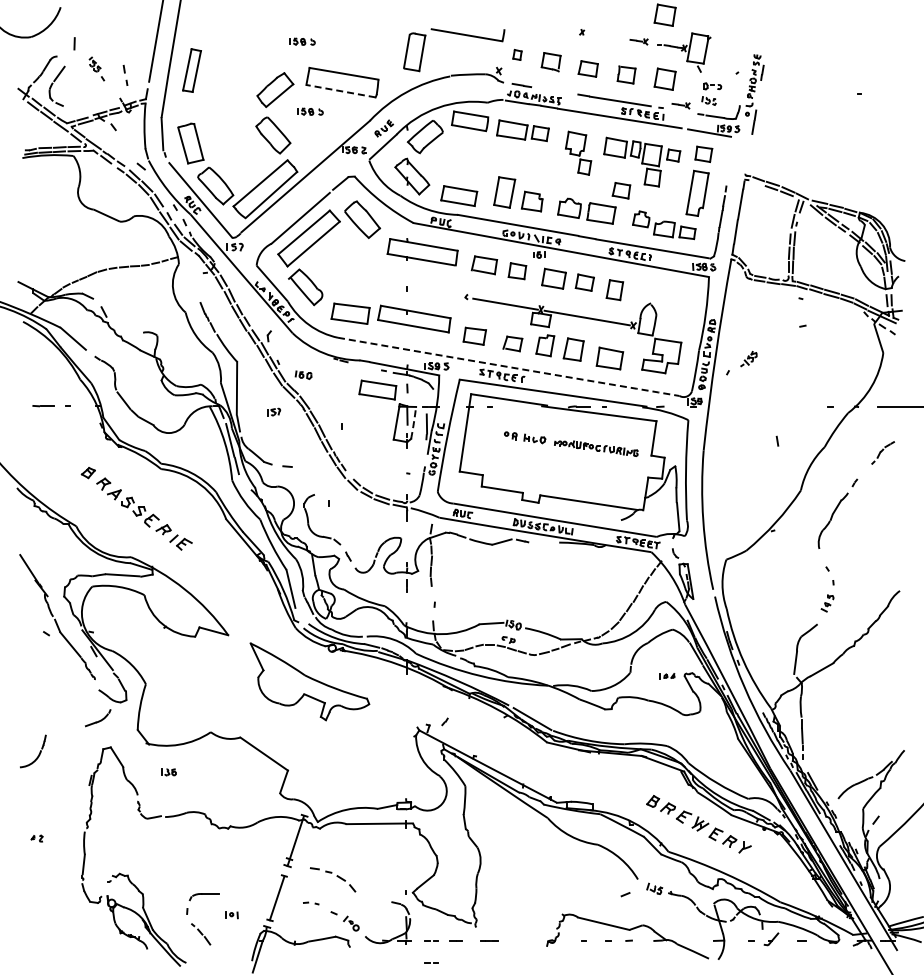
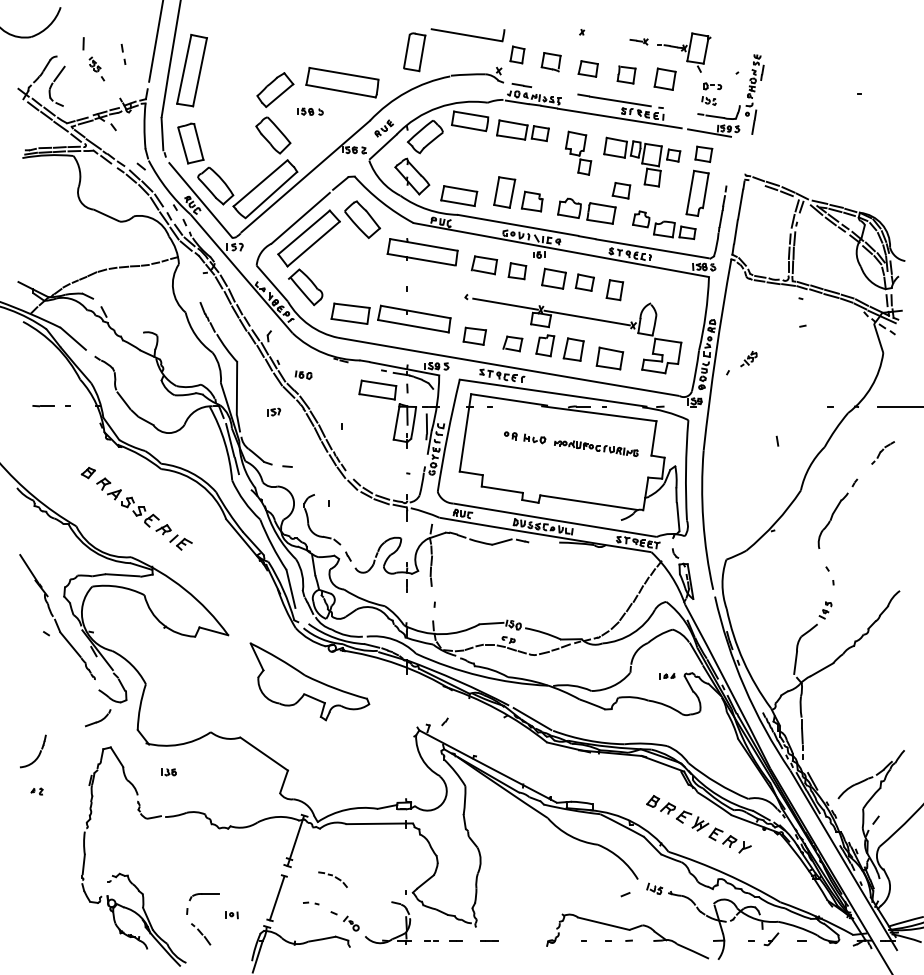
part: present -> none (664, 14)
part: present -> none (302, 41)
line position: (74, 43) -> (83, 43) (83, 43)
part size: 11x12 px -> 17x20 px (517, 54)
part size: 20x45 px -> 32x75 px (191, 70)
part position: (125, 75) -> (123, 54) (123, 54)
line: dashed -> solid (340, 91)
part: present -> none (680, 105)
arc: dashed -> solid (508, 367)
arc: dashed -> solid (413, 423)
part position: (827, 603) -> (825, 610) (825, 610)
part position: (36, 838) -> (36, 791) (36, 791)
part size: 47x26 px -> 30x17 px (332, 879)
line: present -> none (430, 962)
